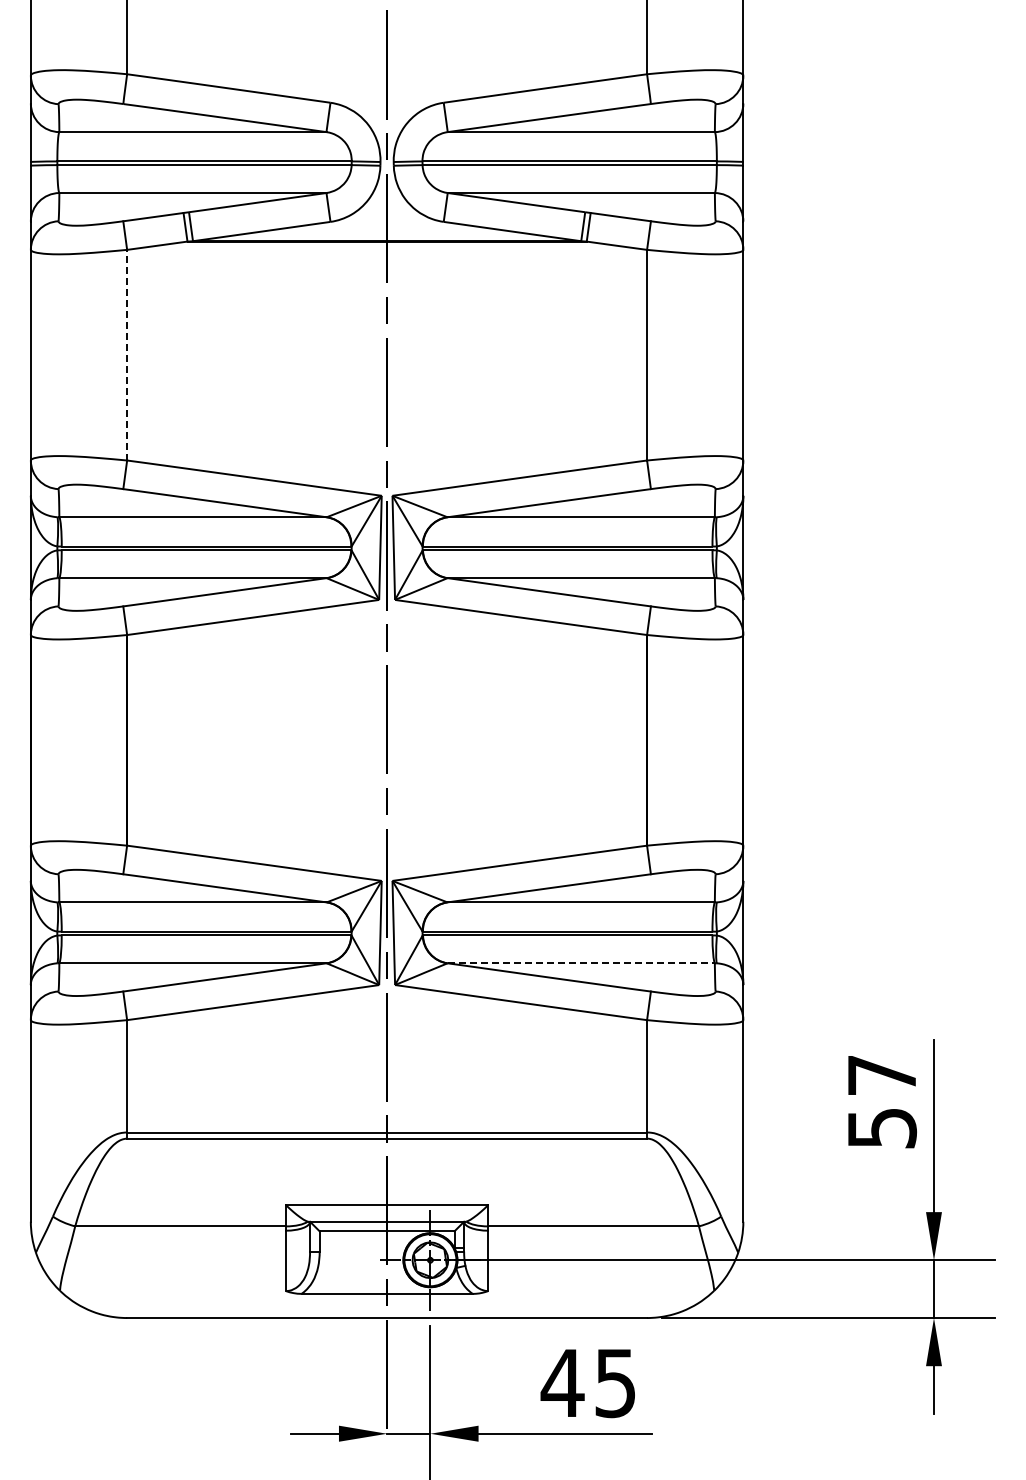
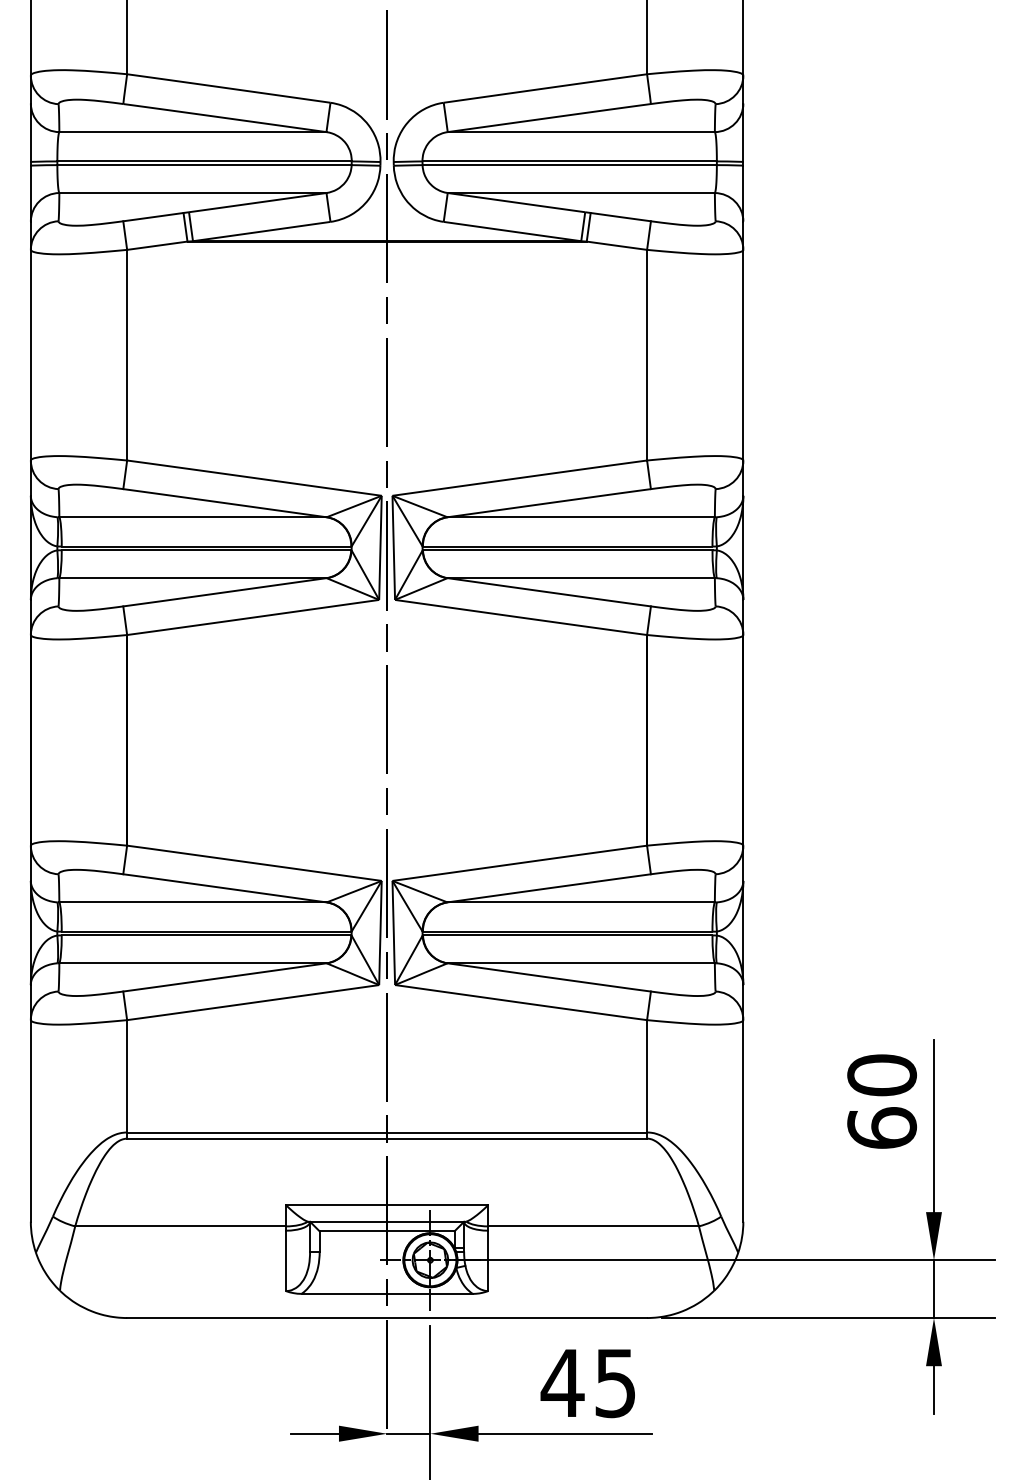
line: dashed -> solid (127, 354)
line: dashed -> solid (581, 963)
text: 57 -> 60 (882, 1101)
